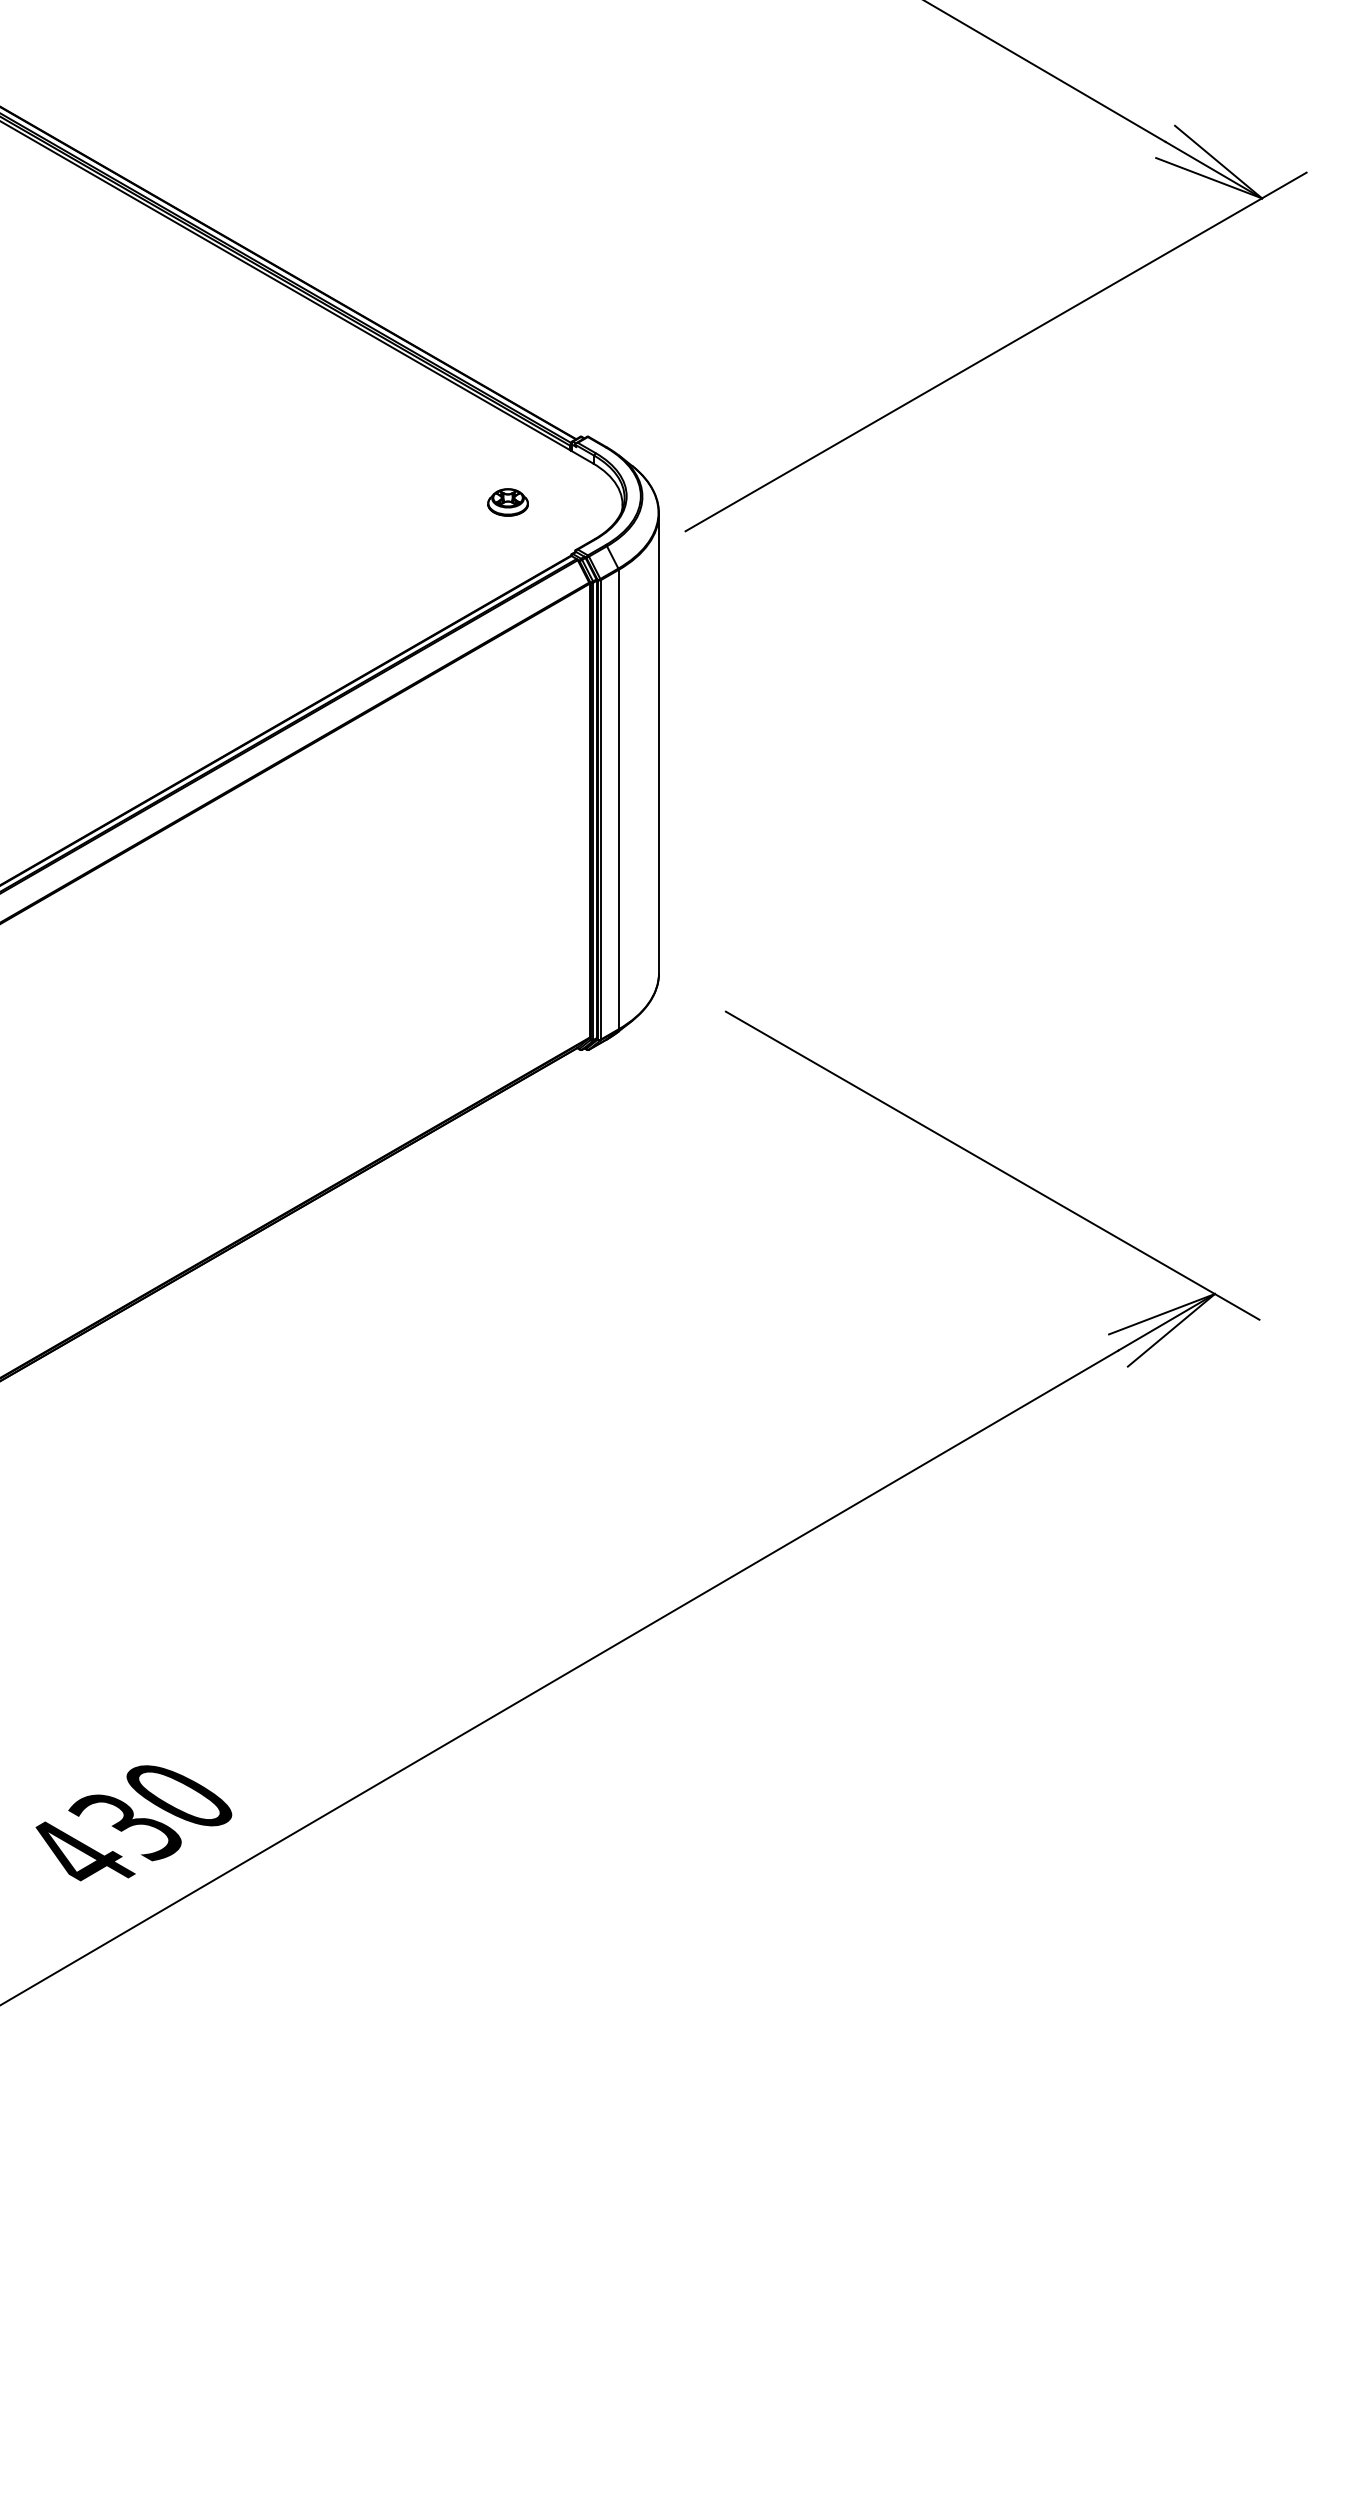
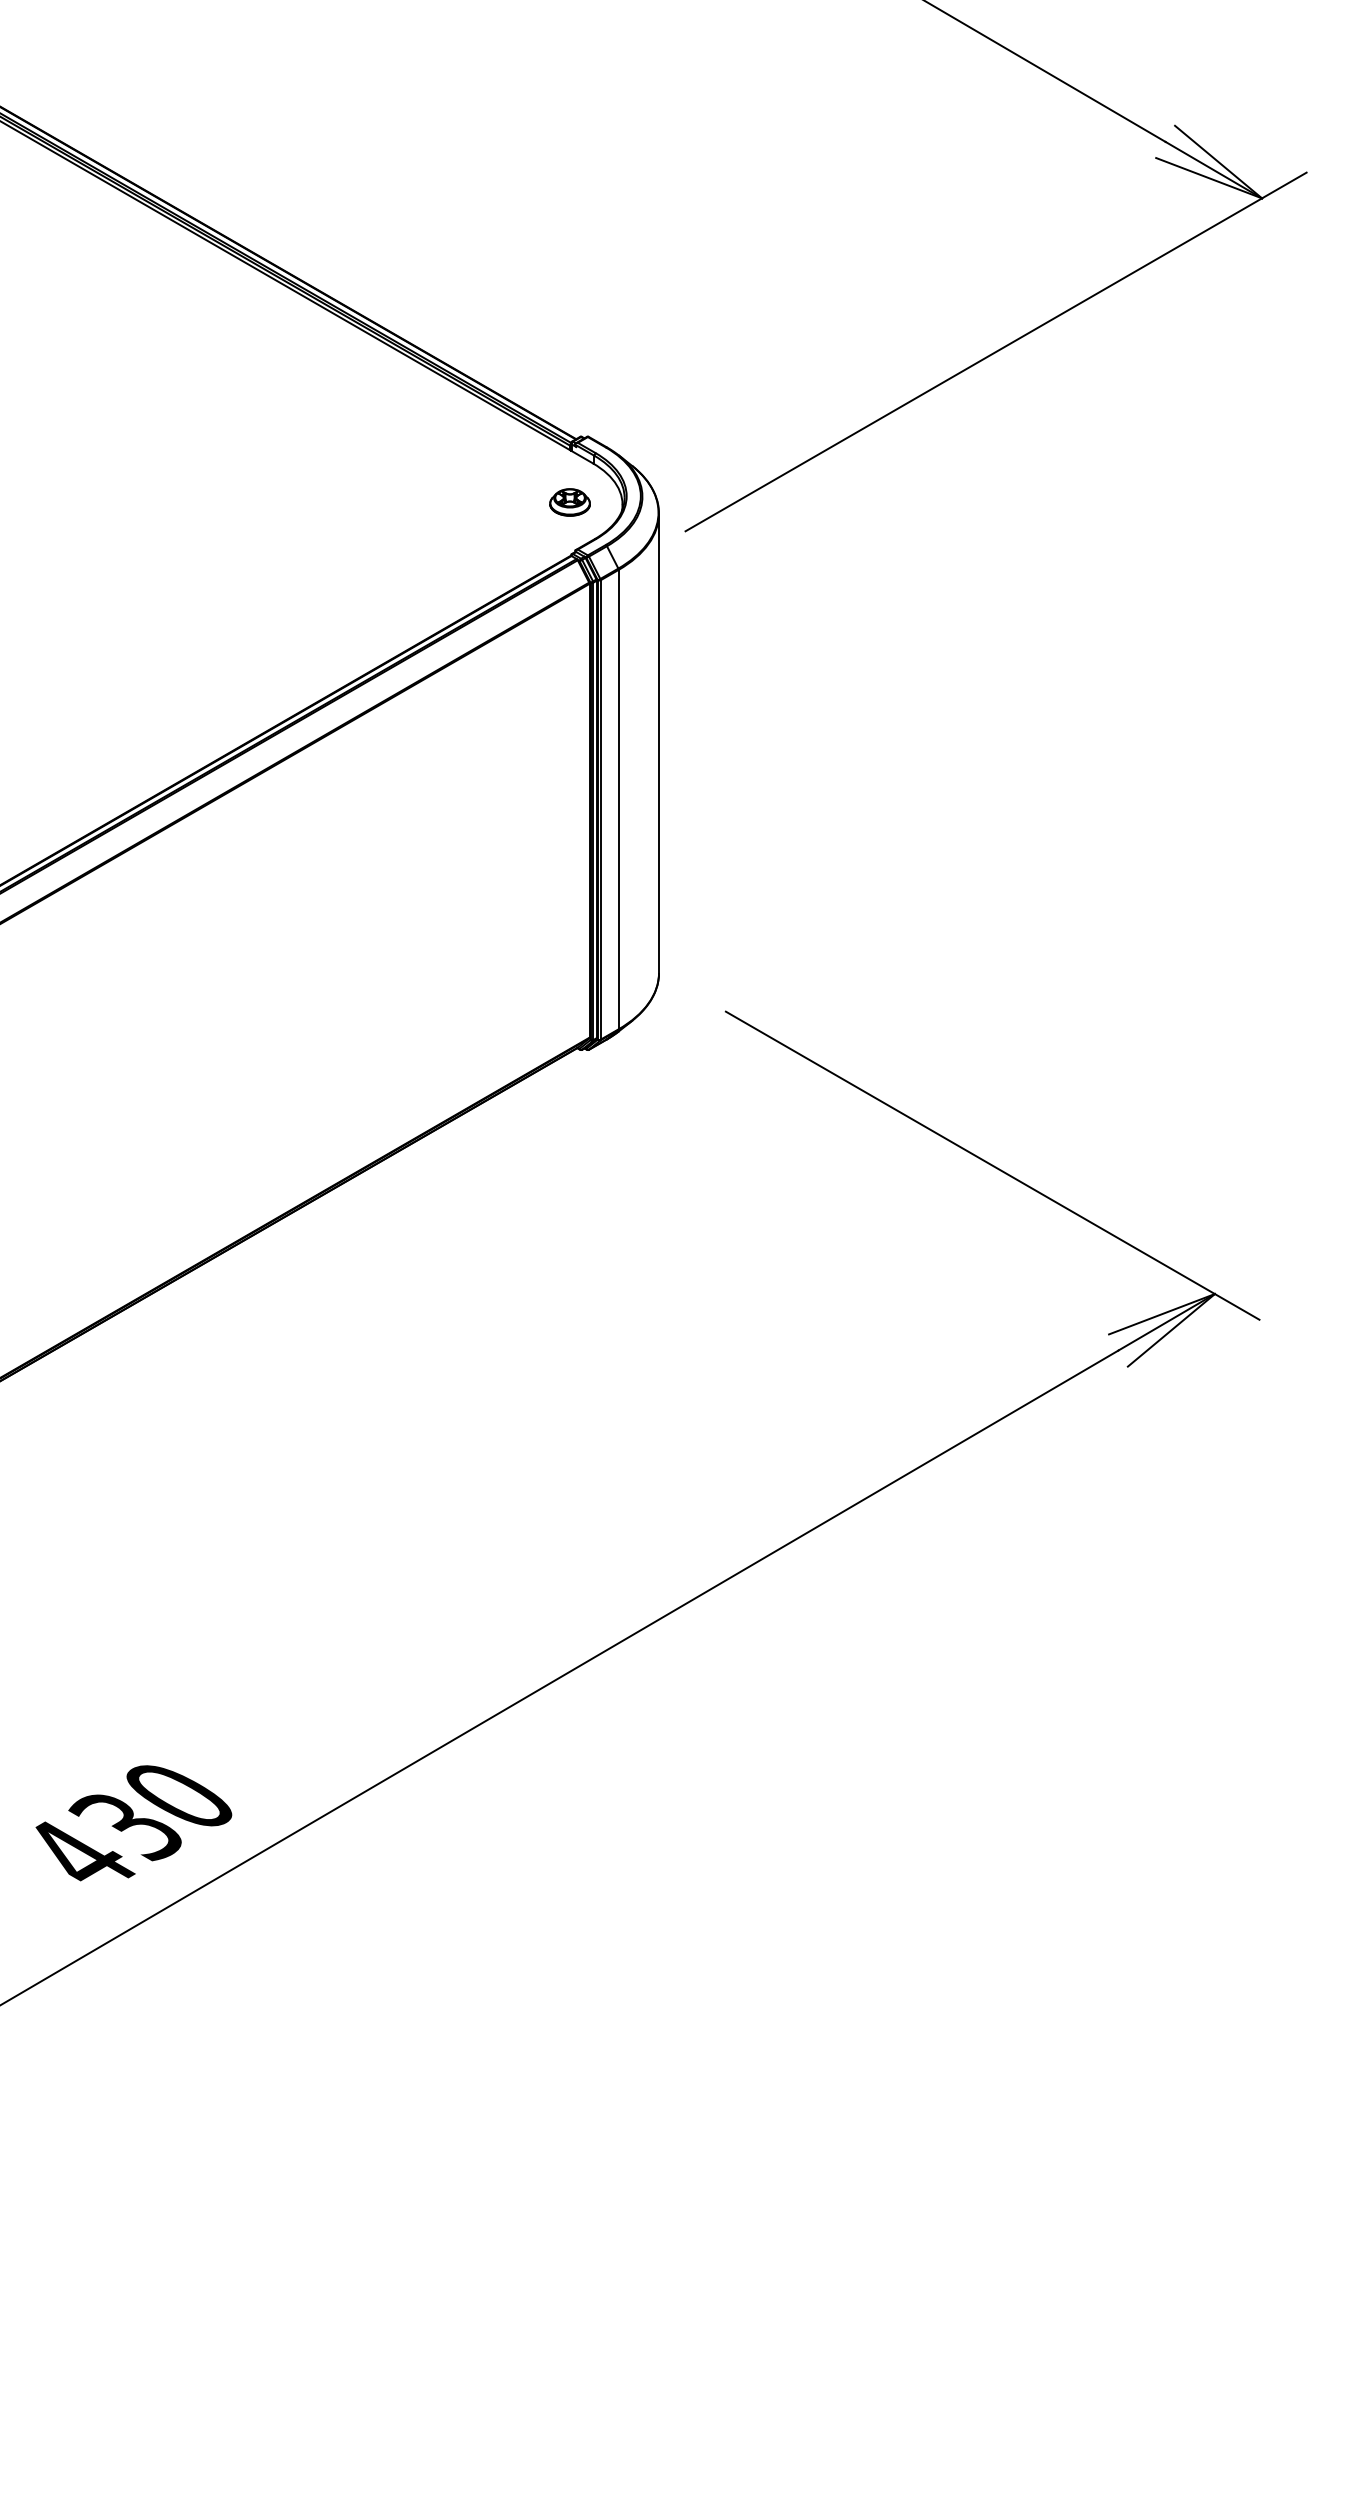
part position: (507, 502) -> (569, 502) (569, 502)
